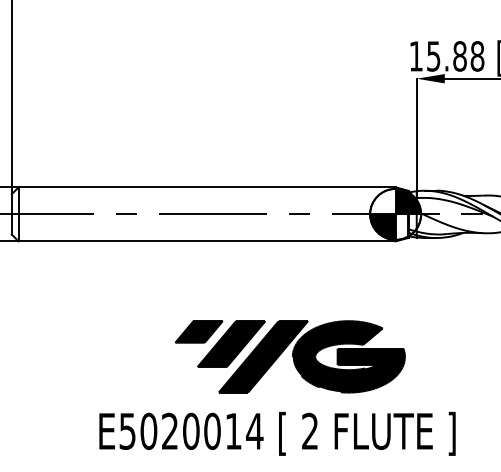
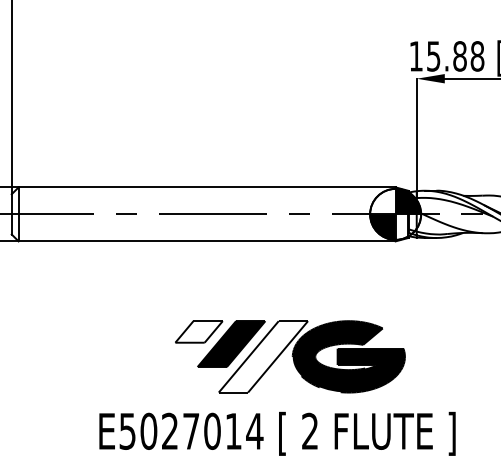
fill: present -> none (198, 331)
fill: present -> none (263, 356)
text: E5020014 -> E5027014 (191, 430)
